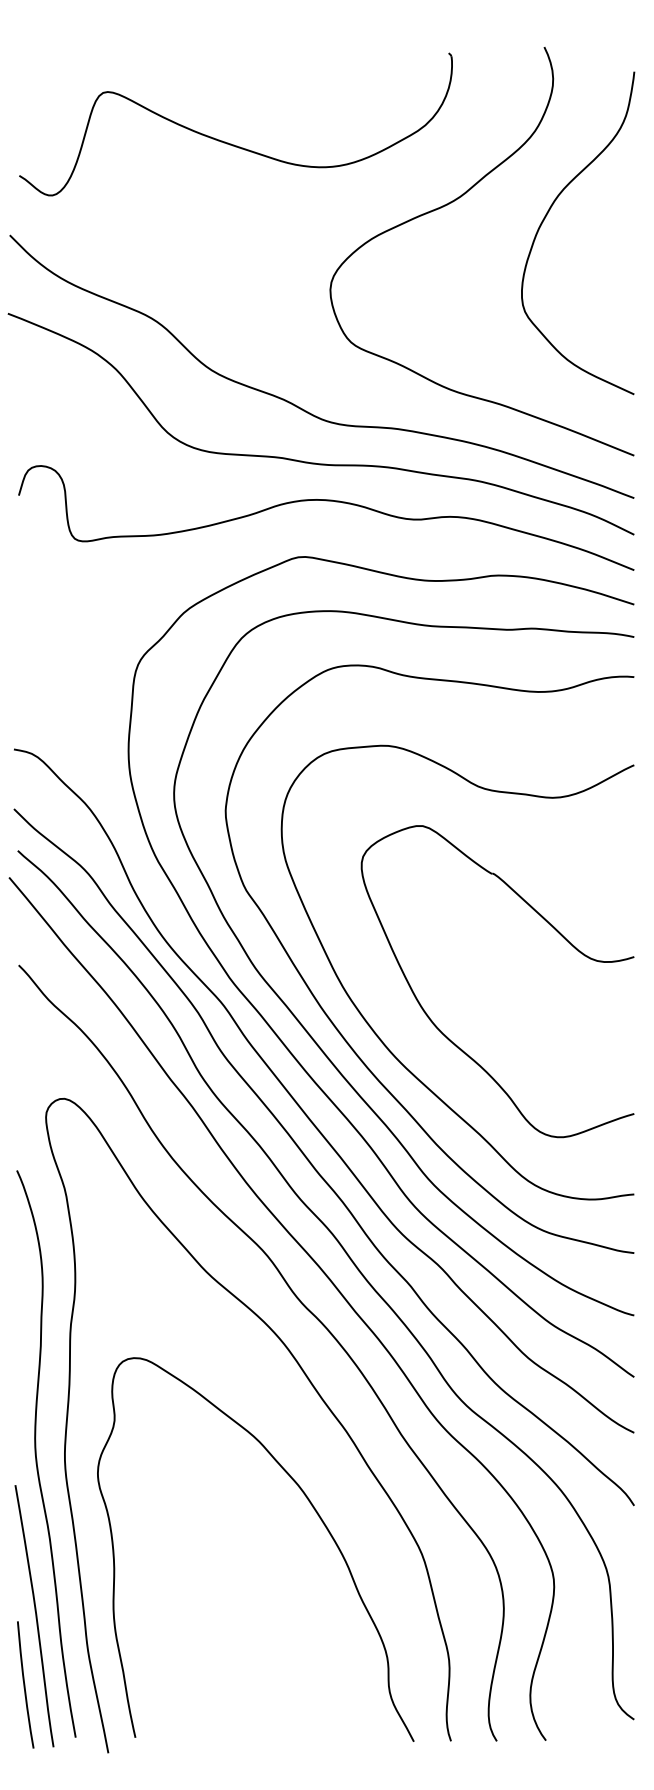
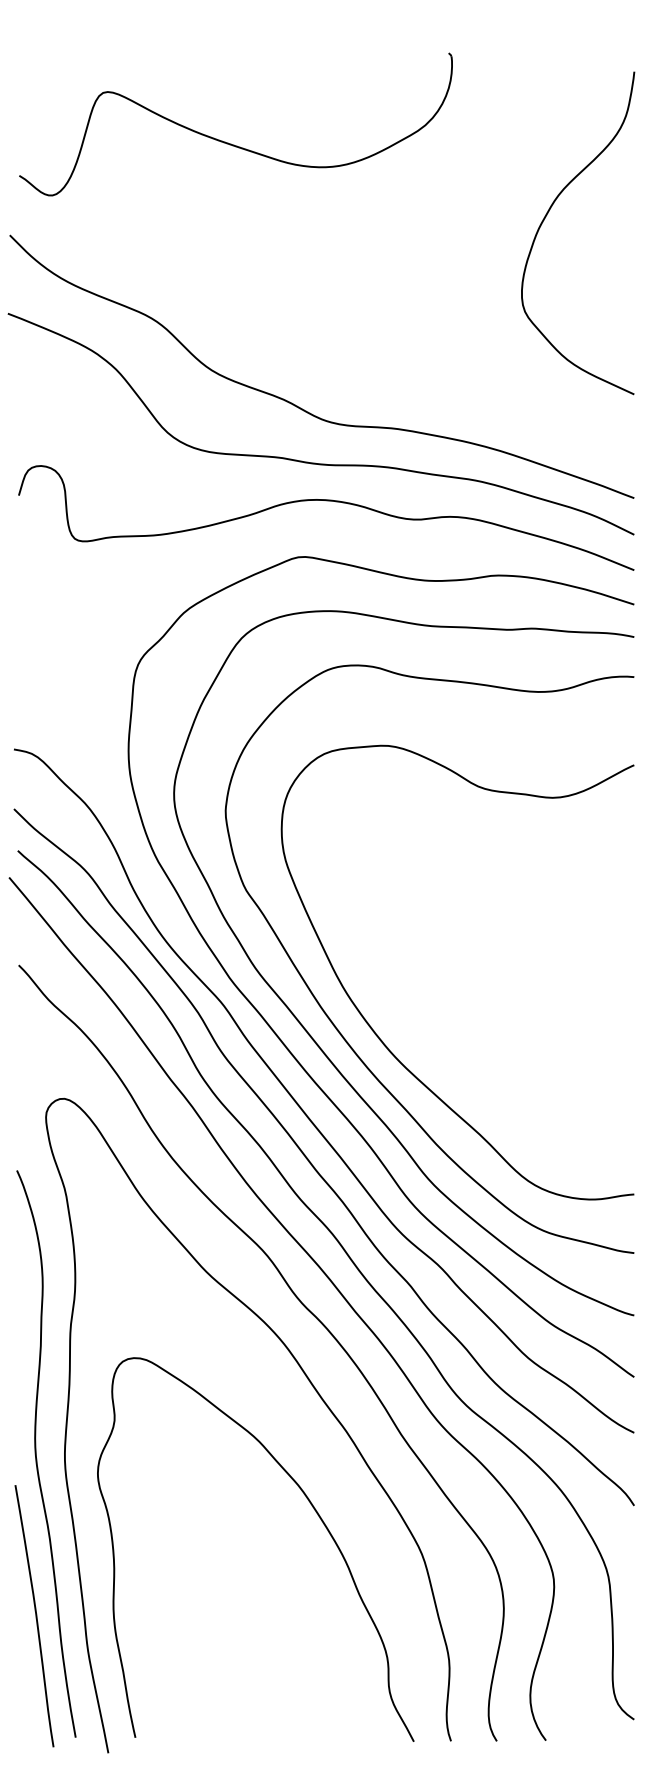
curve: present -> none (453, 202)
part: present -> none (445, 1034)
curve: present -> none (25, 1684)
